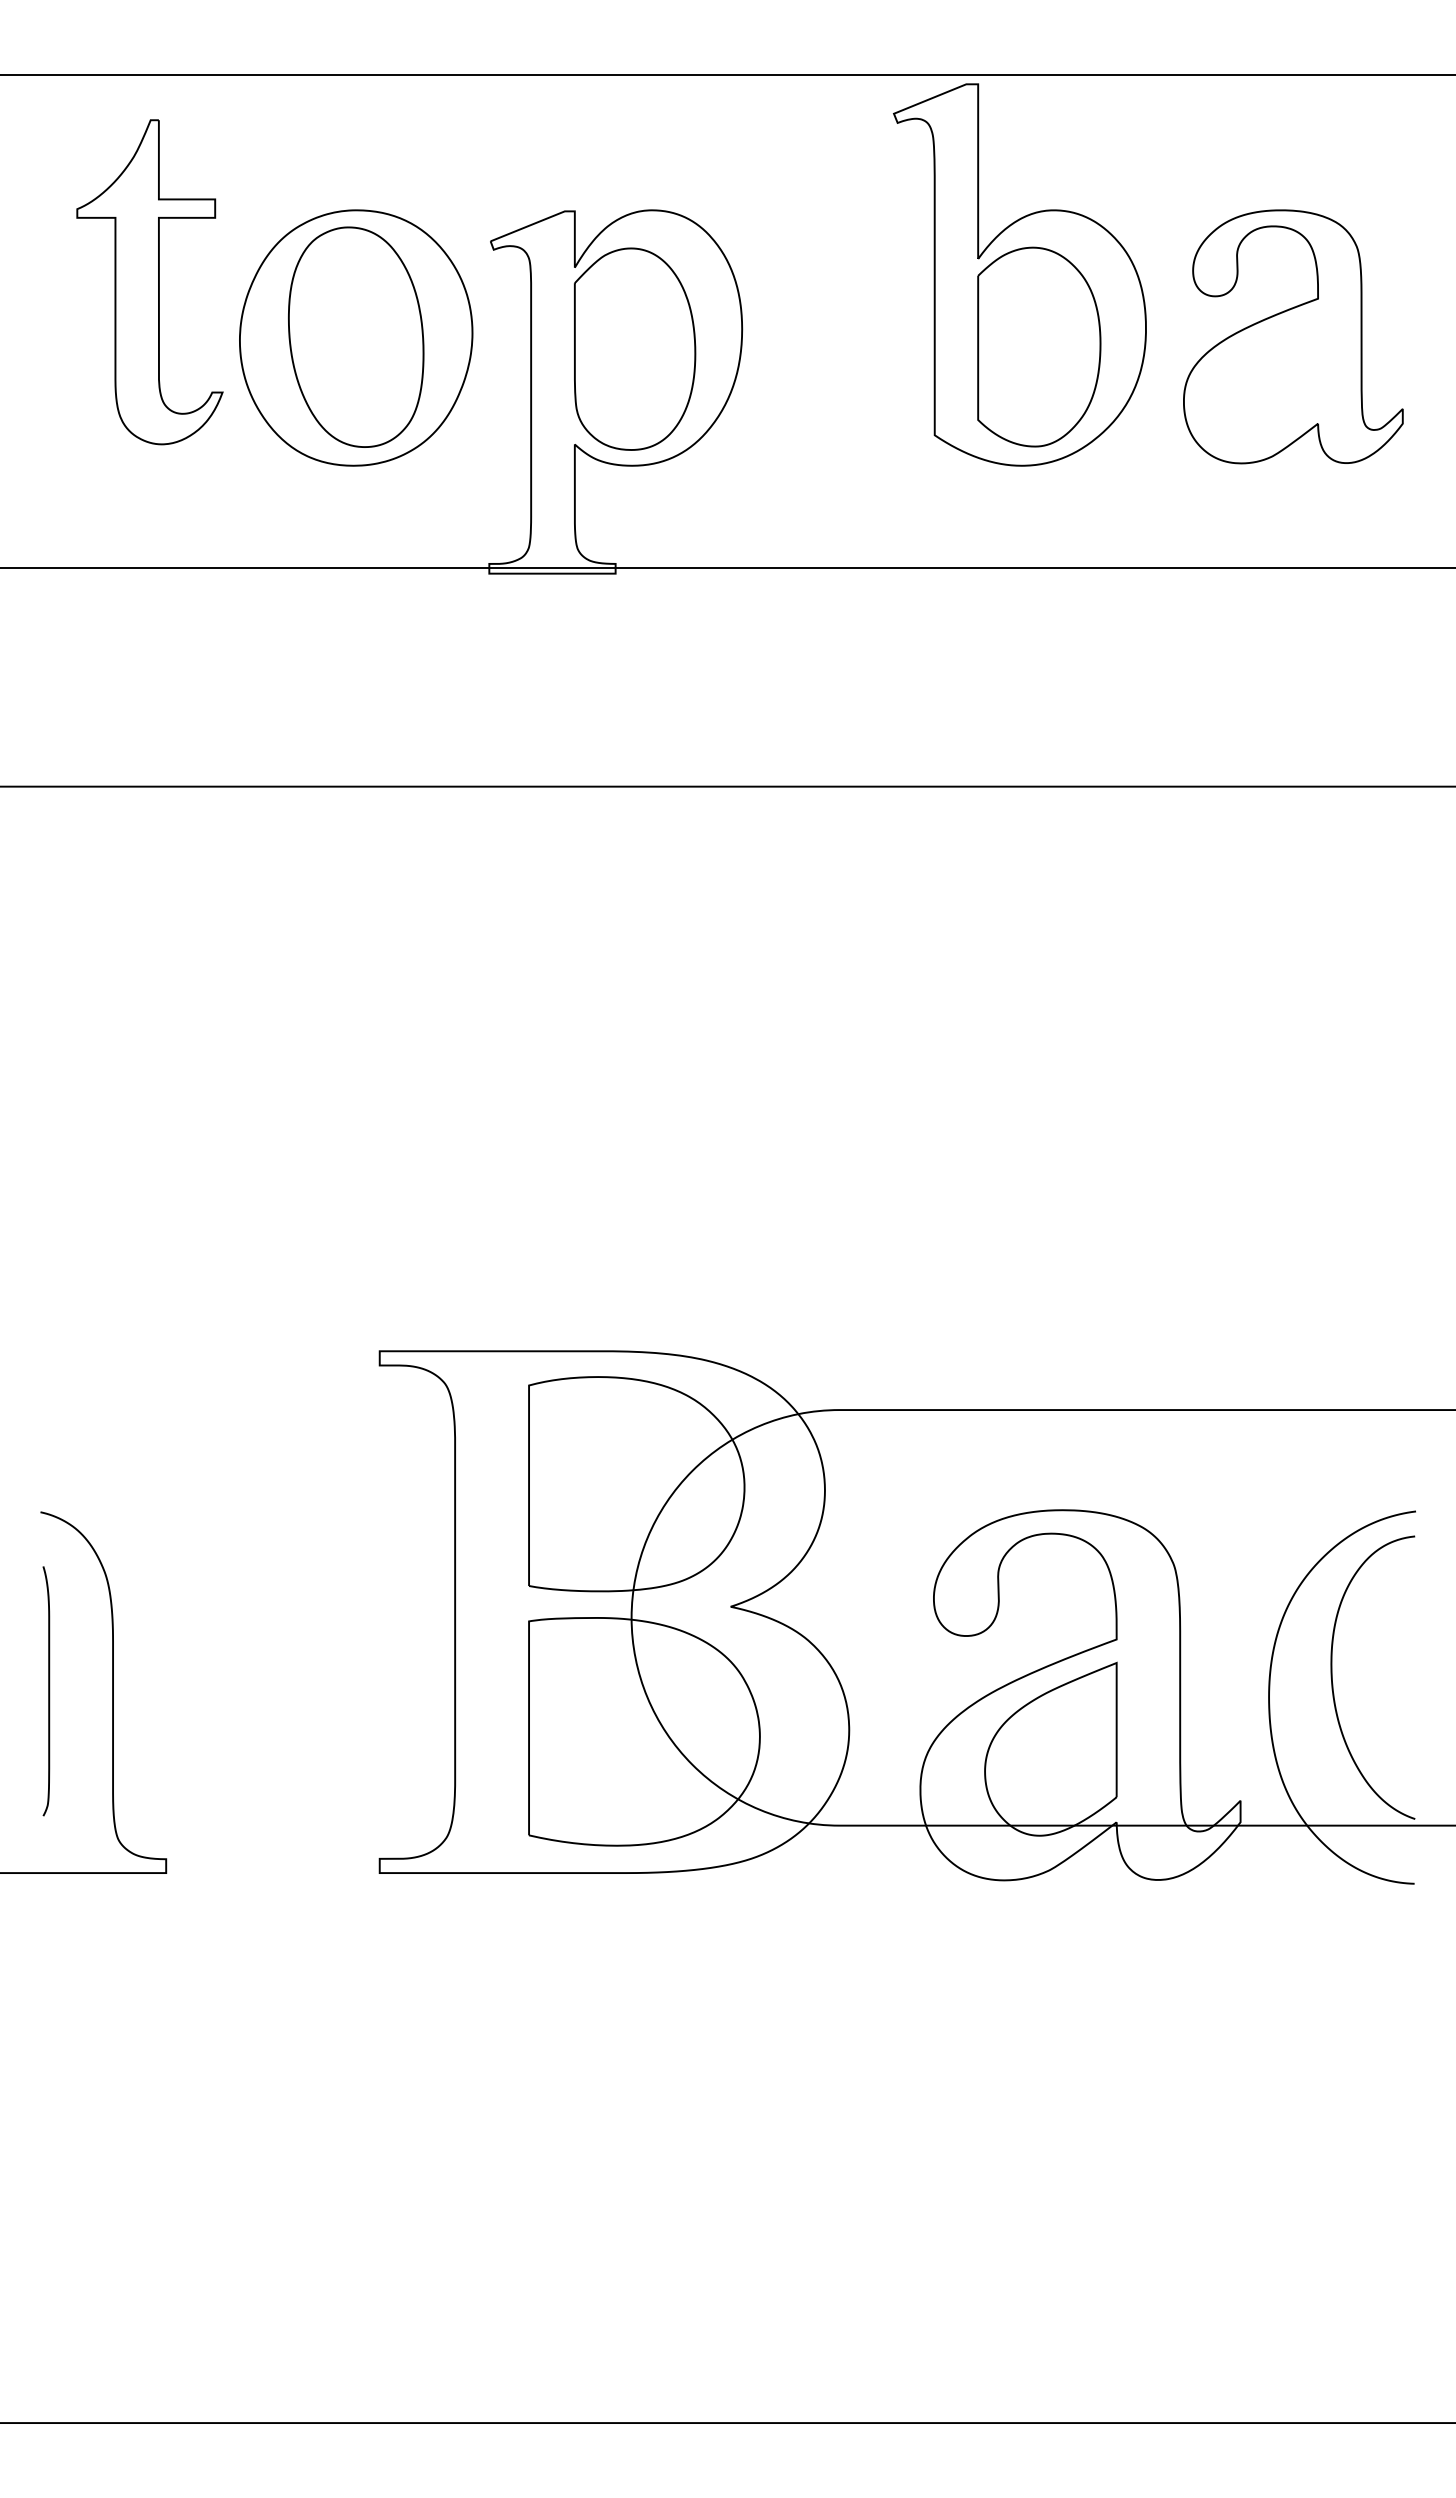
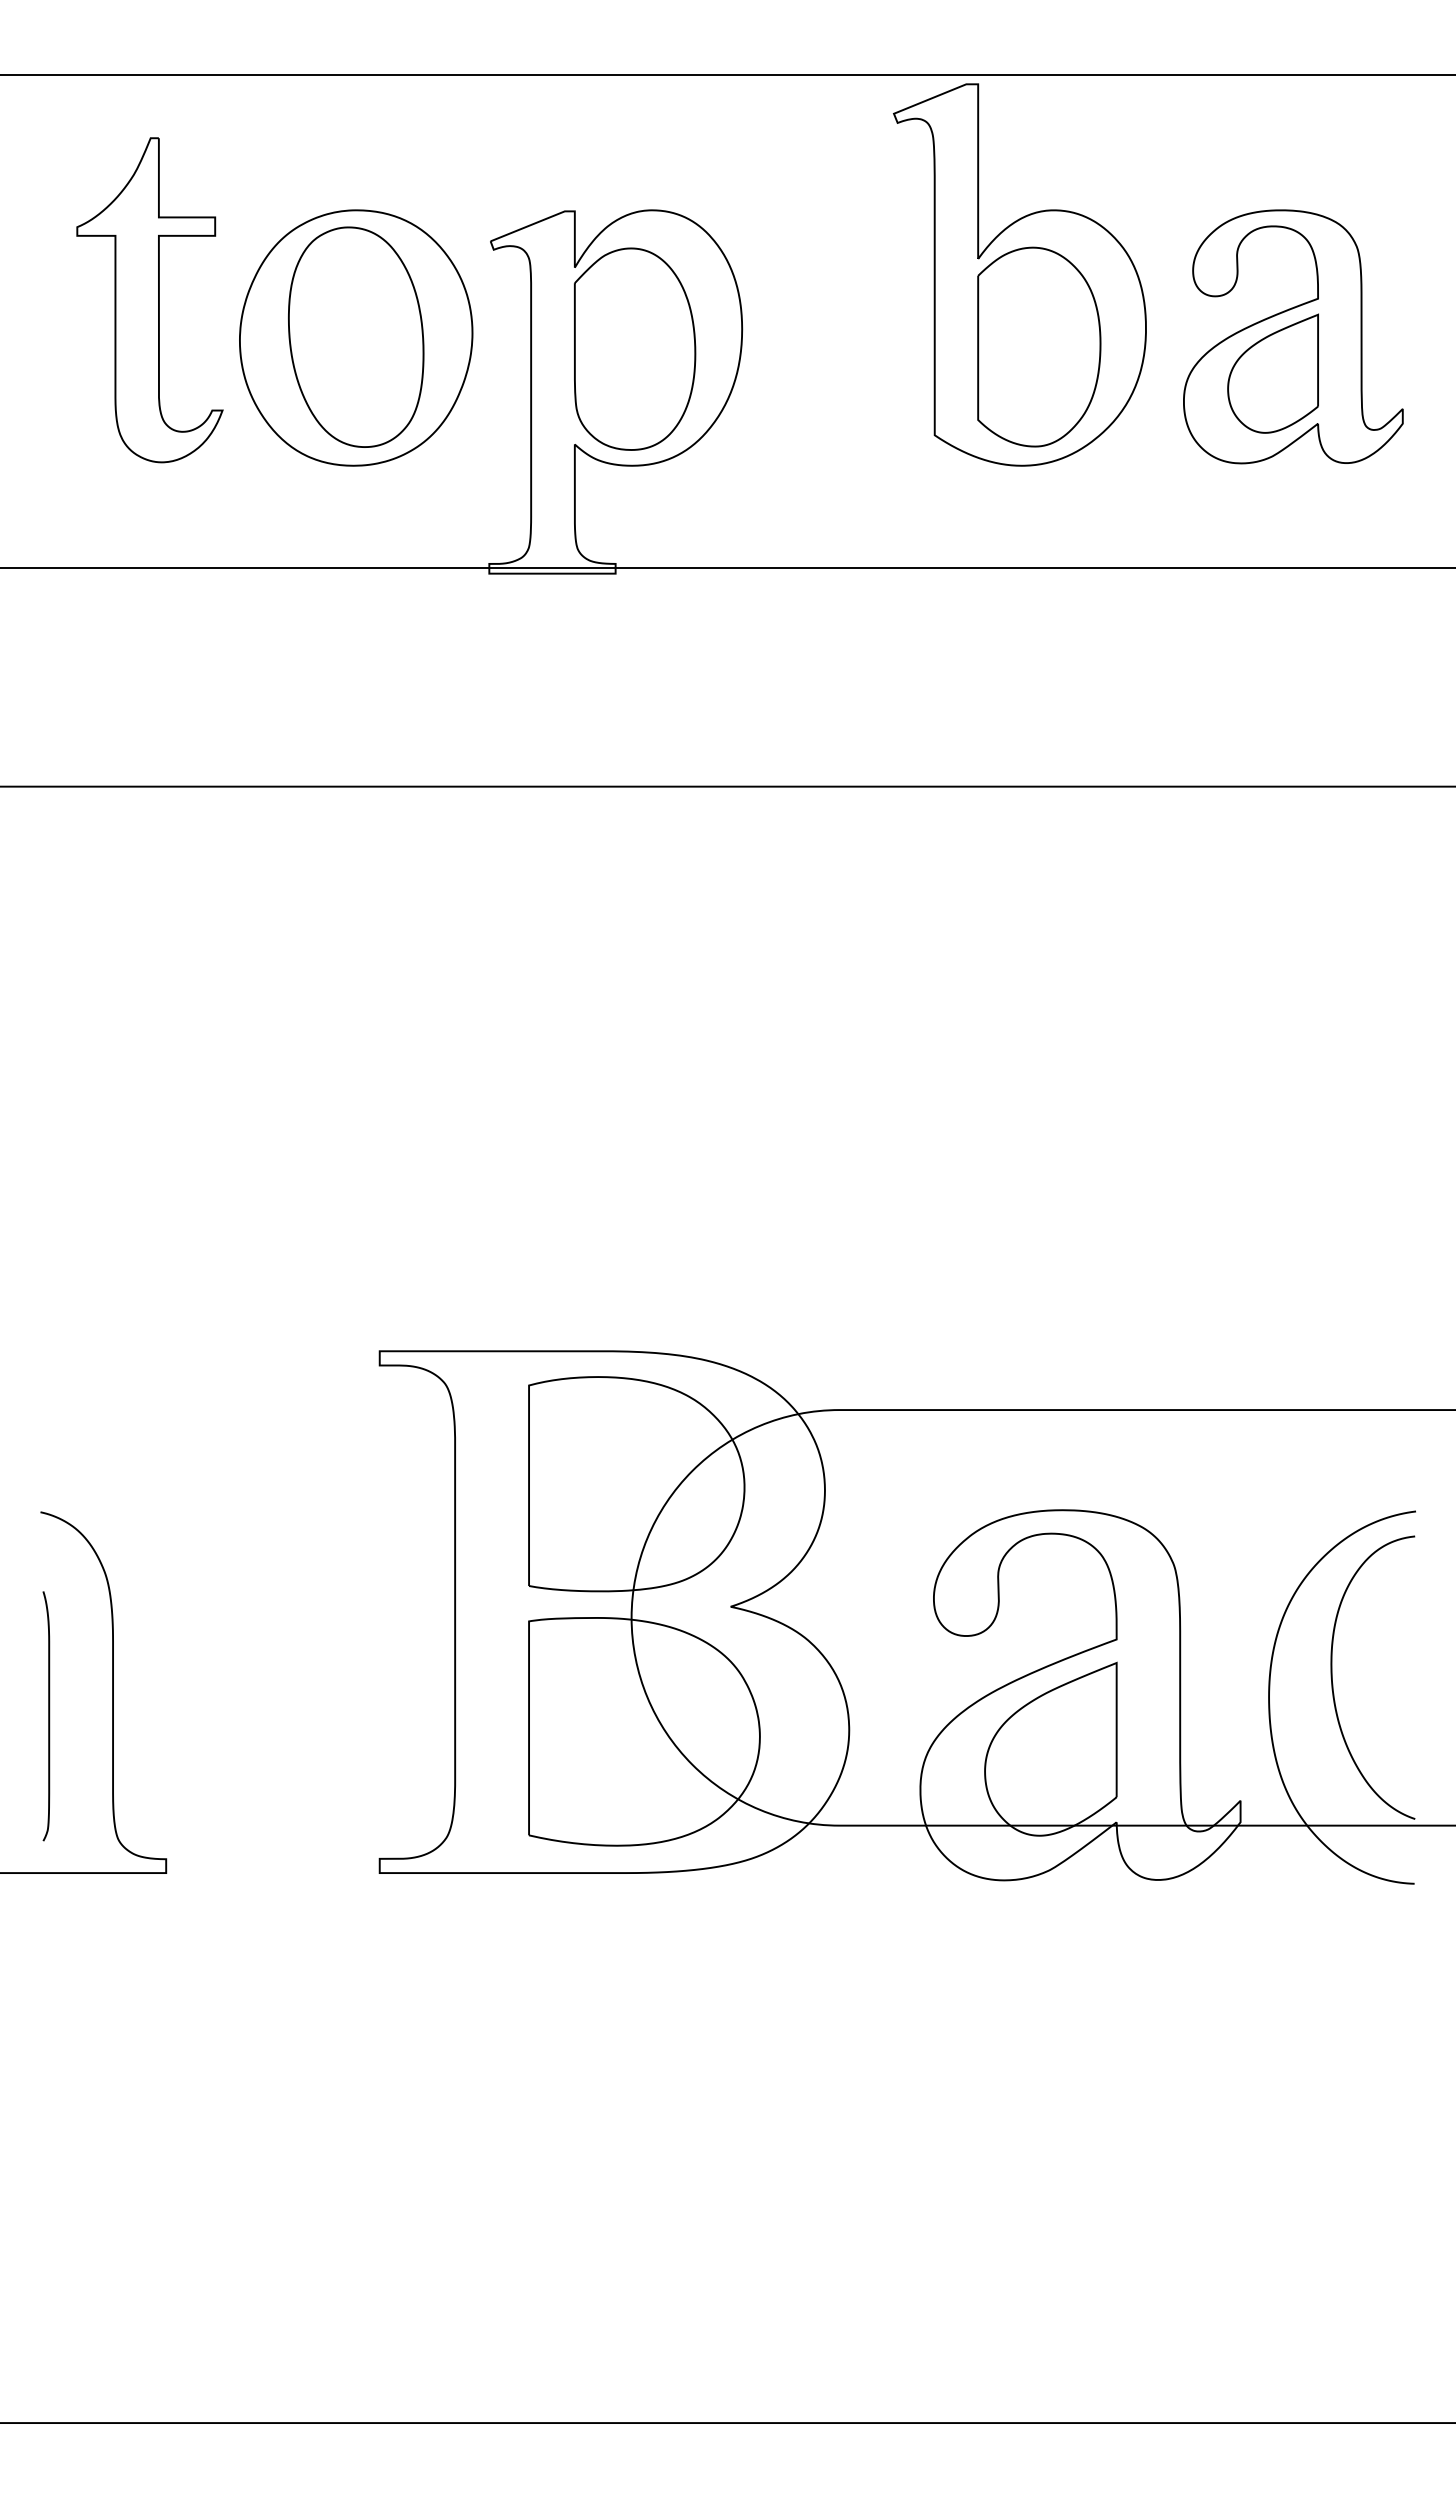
part position: (149, 282) -> (149, 300) (149, 300)
part: none -> present (1272, 373)
curve position: (48, 1691) -> (48, 1716) (48, 1716)
